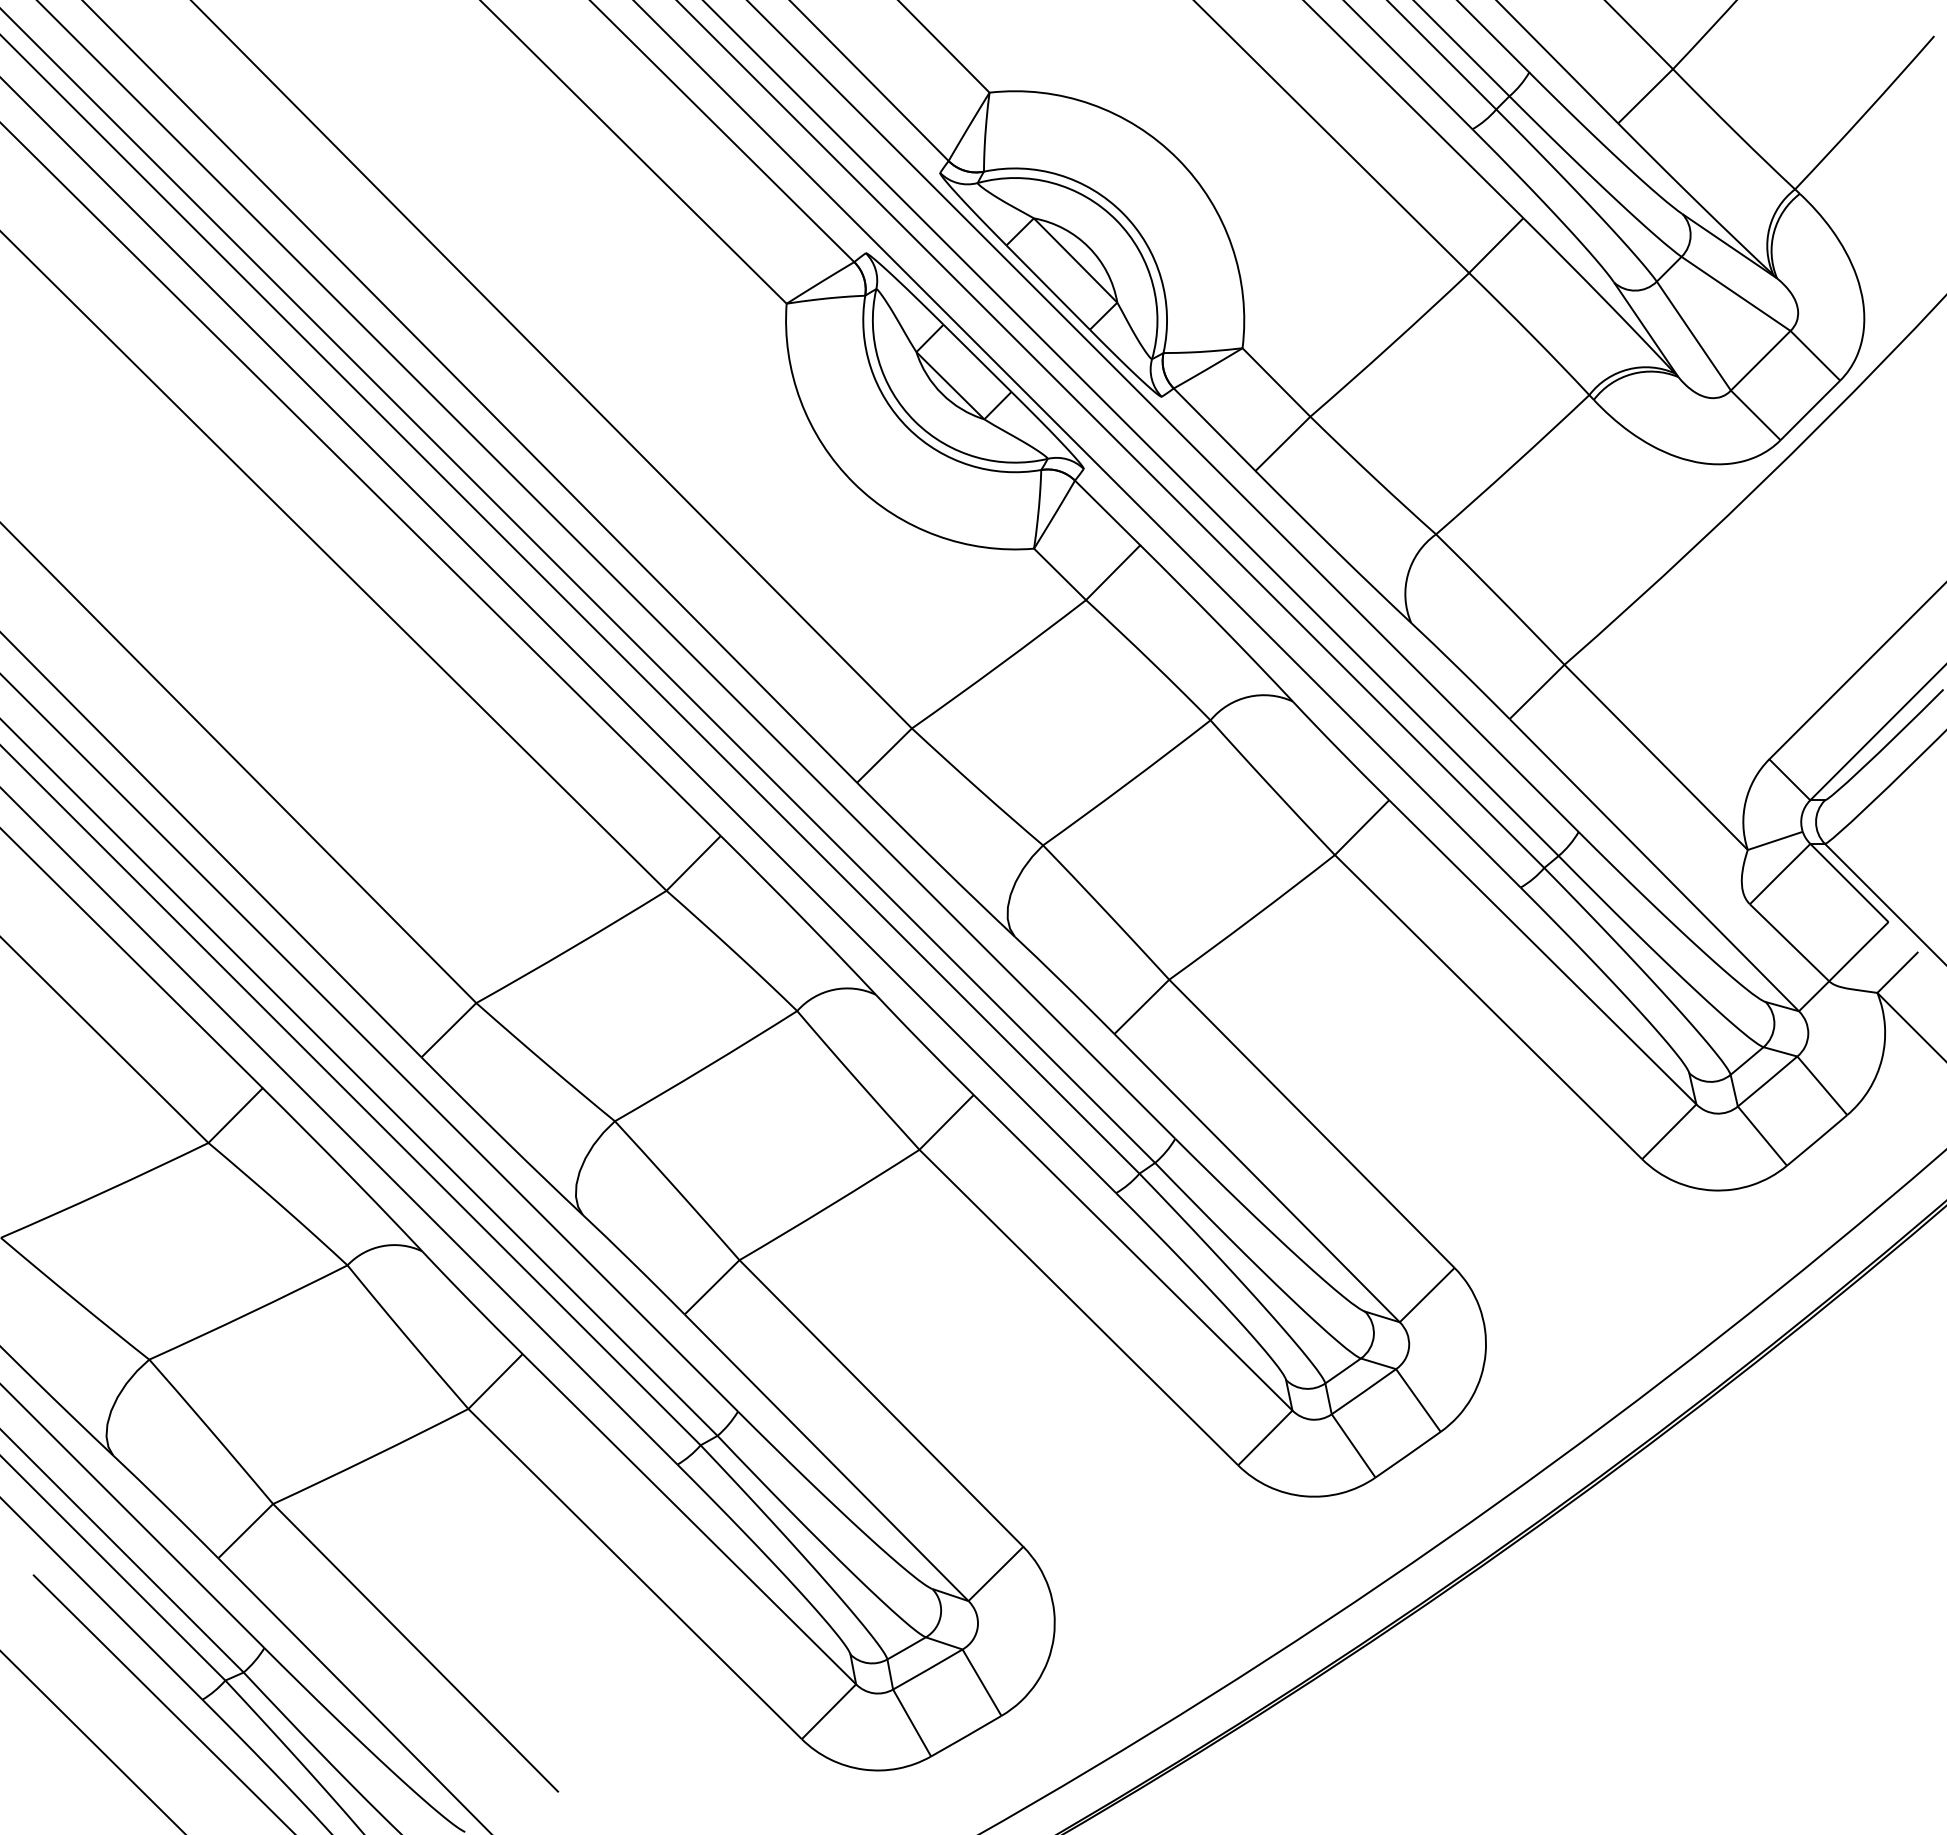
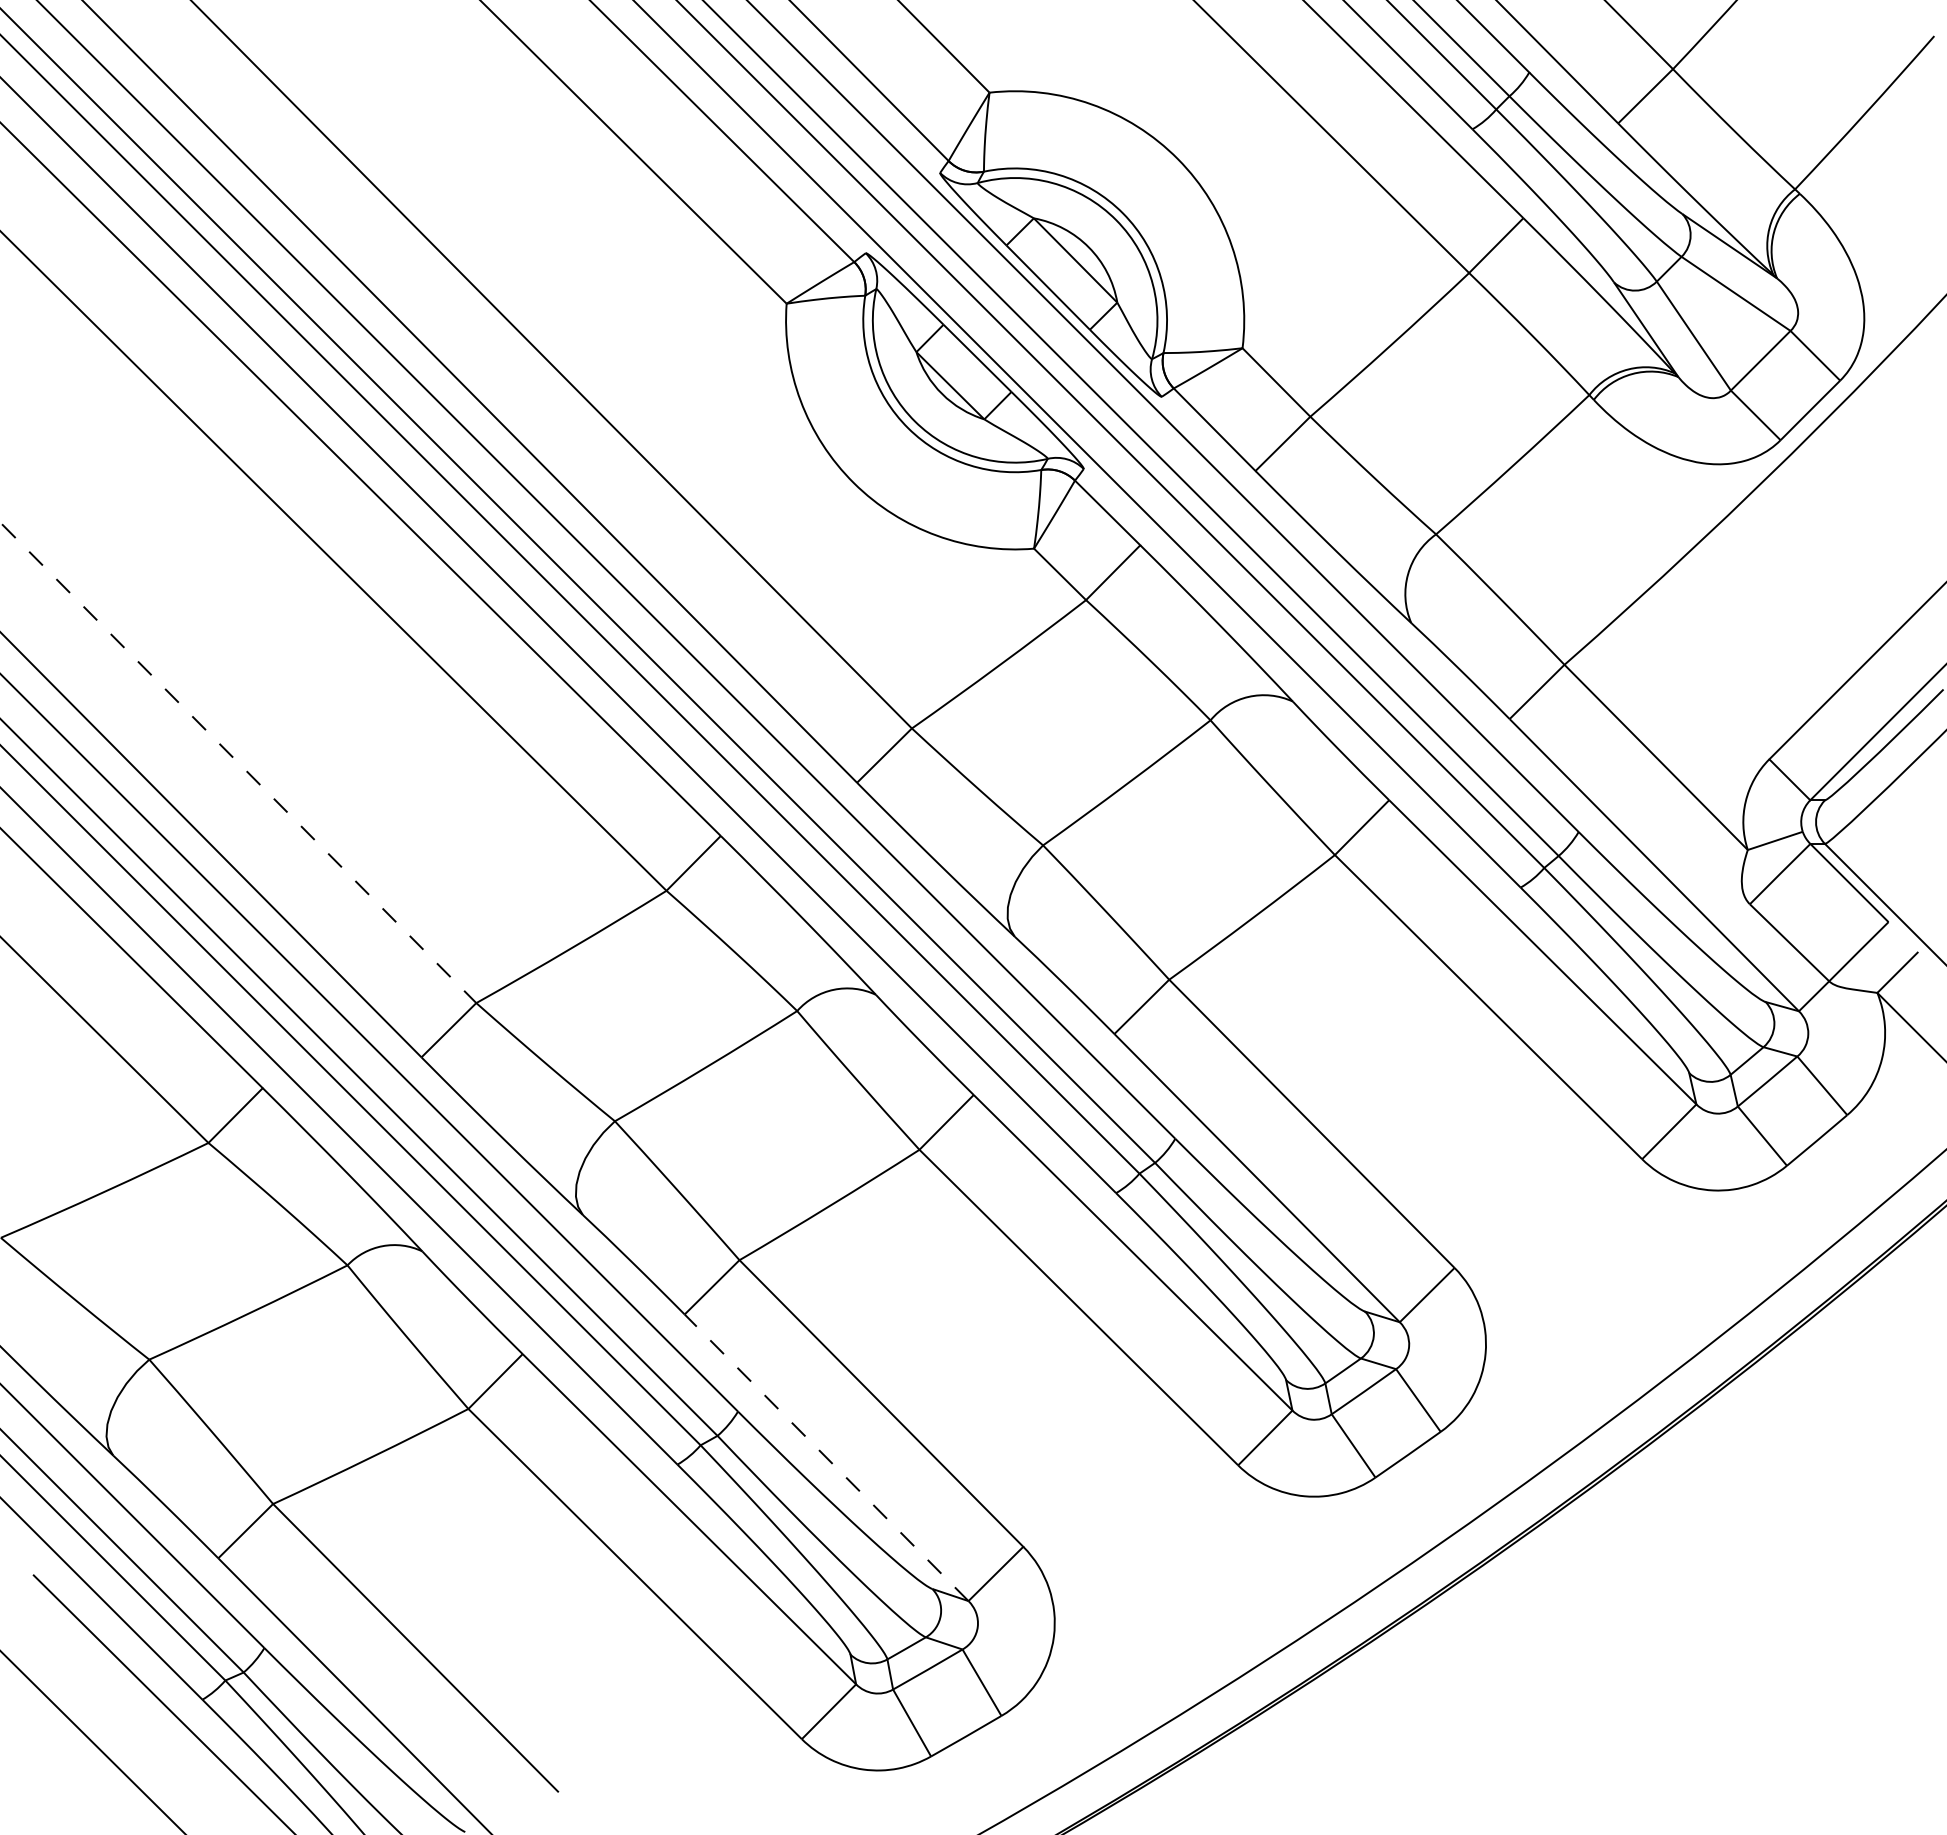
line: solid -> dashed (238, 763)
line: solid -> dashed (826, 1457)
